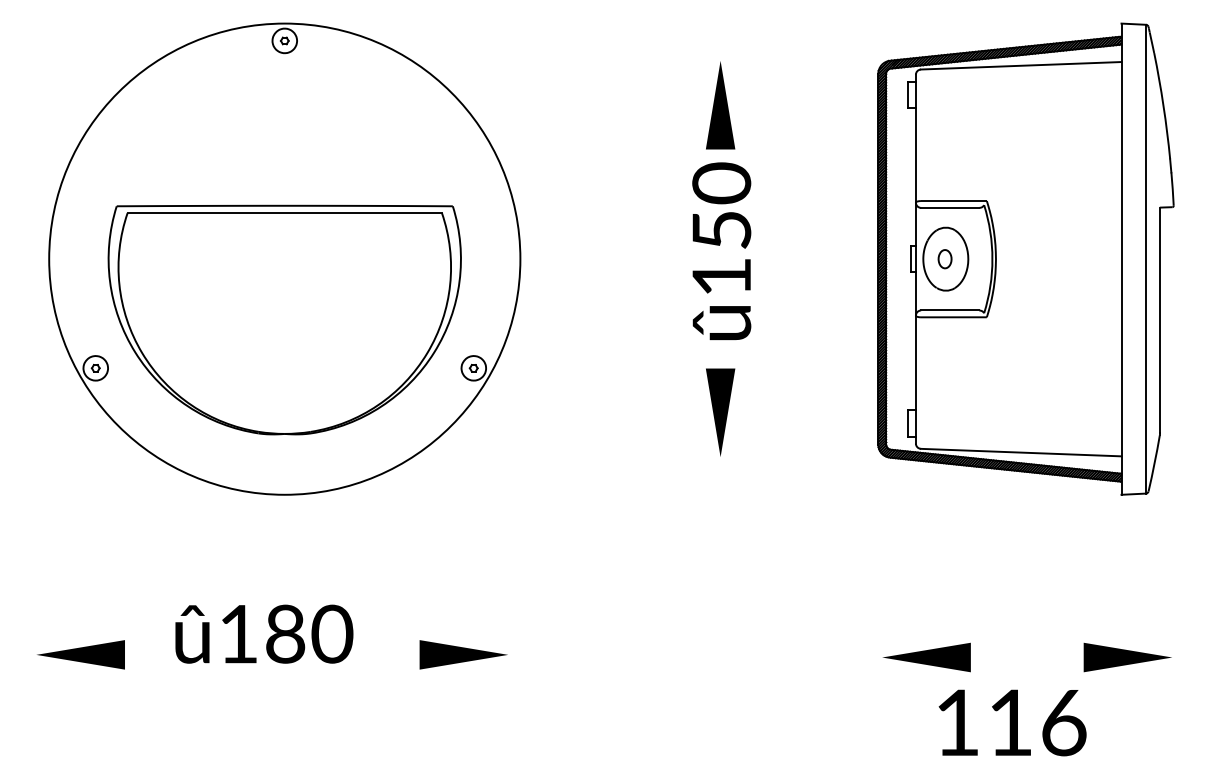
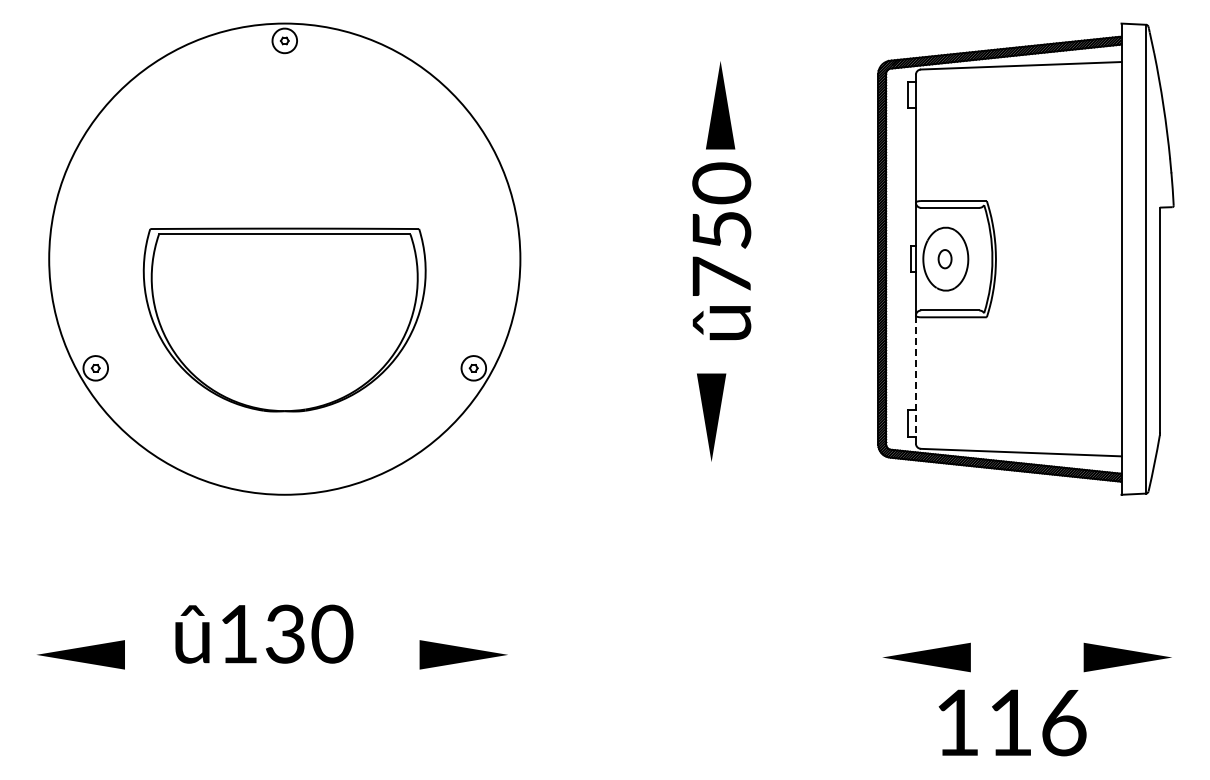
text: û150 -> û750 (721, 275)
part size: 355x232 px -> 285x186 px (284, 319)
line: solid -> dashed (915, 379)
part position: (720, 412) -> (711, 417) (711, 417)
text: 180 -> 130 (285, 633)
